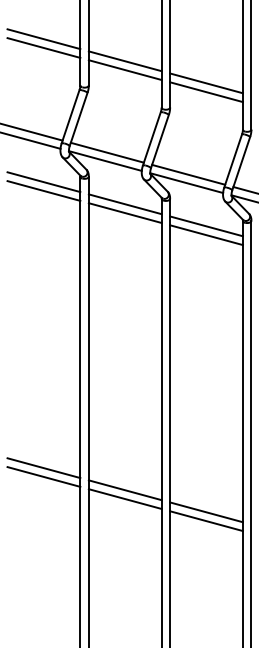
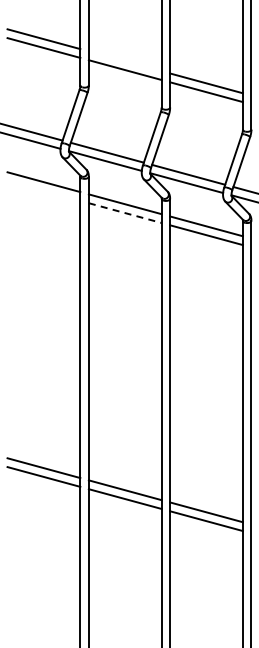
line: present -> none (124, 61)
line: present -> none (43, 190)
line: solid -> dashed (125, 213)
